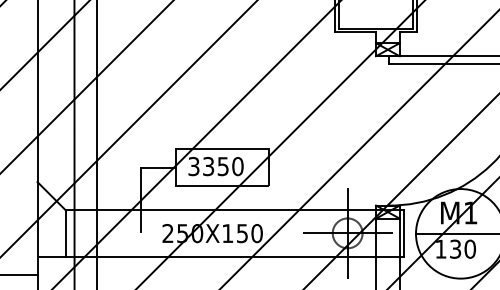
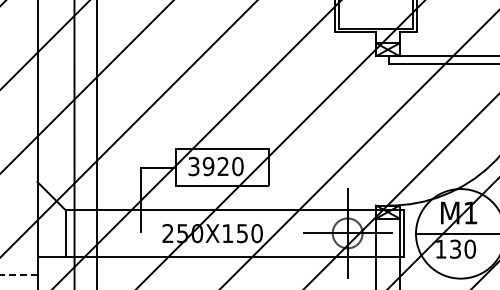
text: 3350 -> 3920 (215, 166)
line: solid -> dashed (18, 275)
